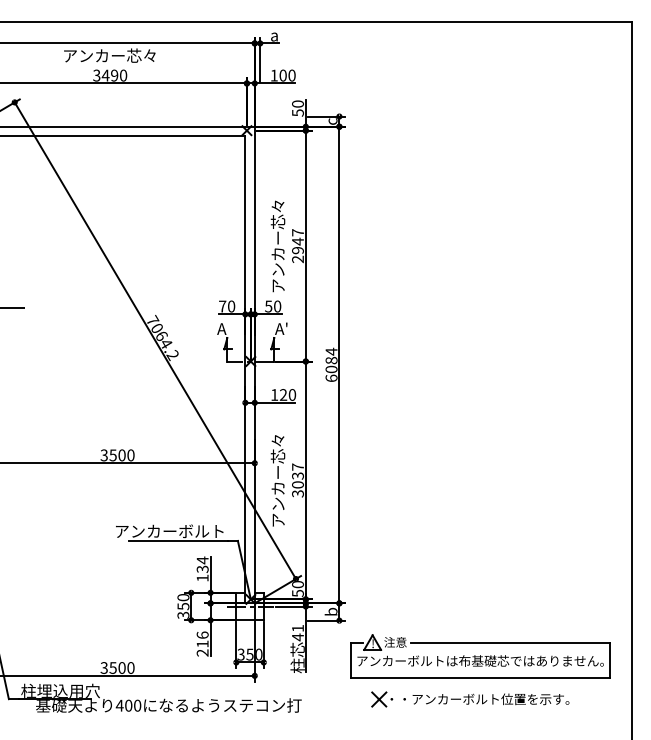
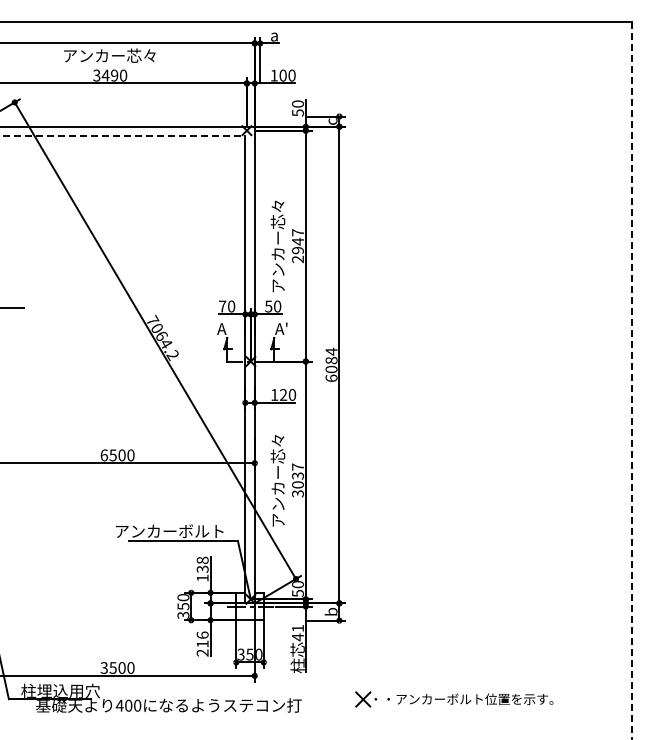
line: solid -> dashed (123, 136)
line: solid -> dashed (631, 381)
text: 3500 -> 6500 (103, 455)
text: 134 -> 138 (202, 560)
part: present -> none (480, 656)
part position: (470, 699) -> (454, 699) (454, 699)
